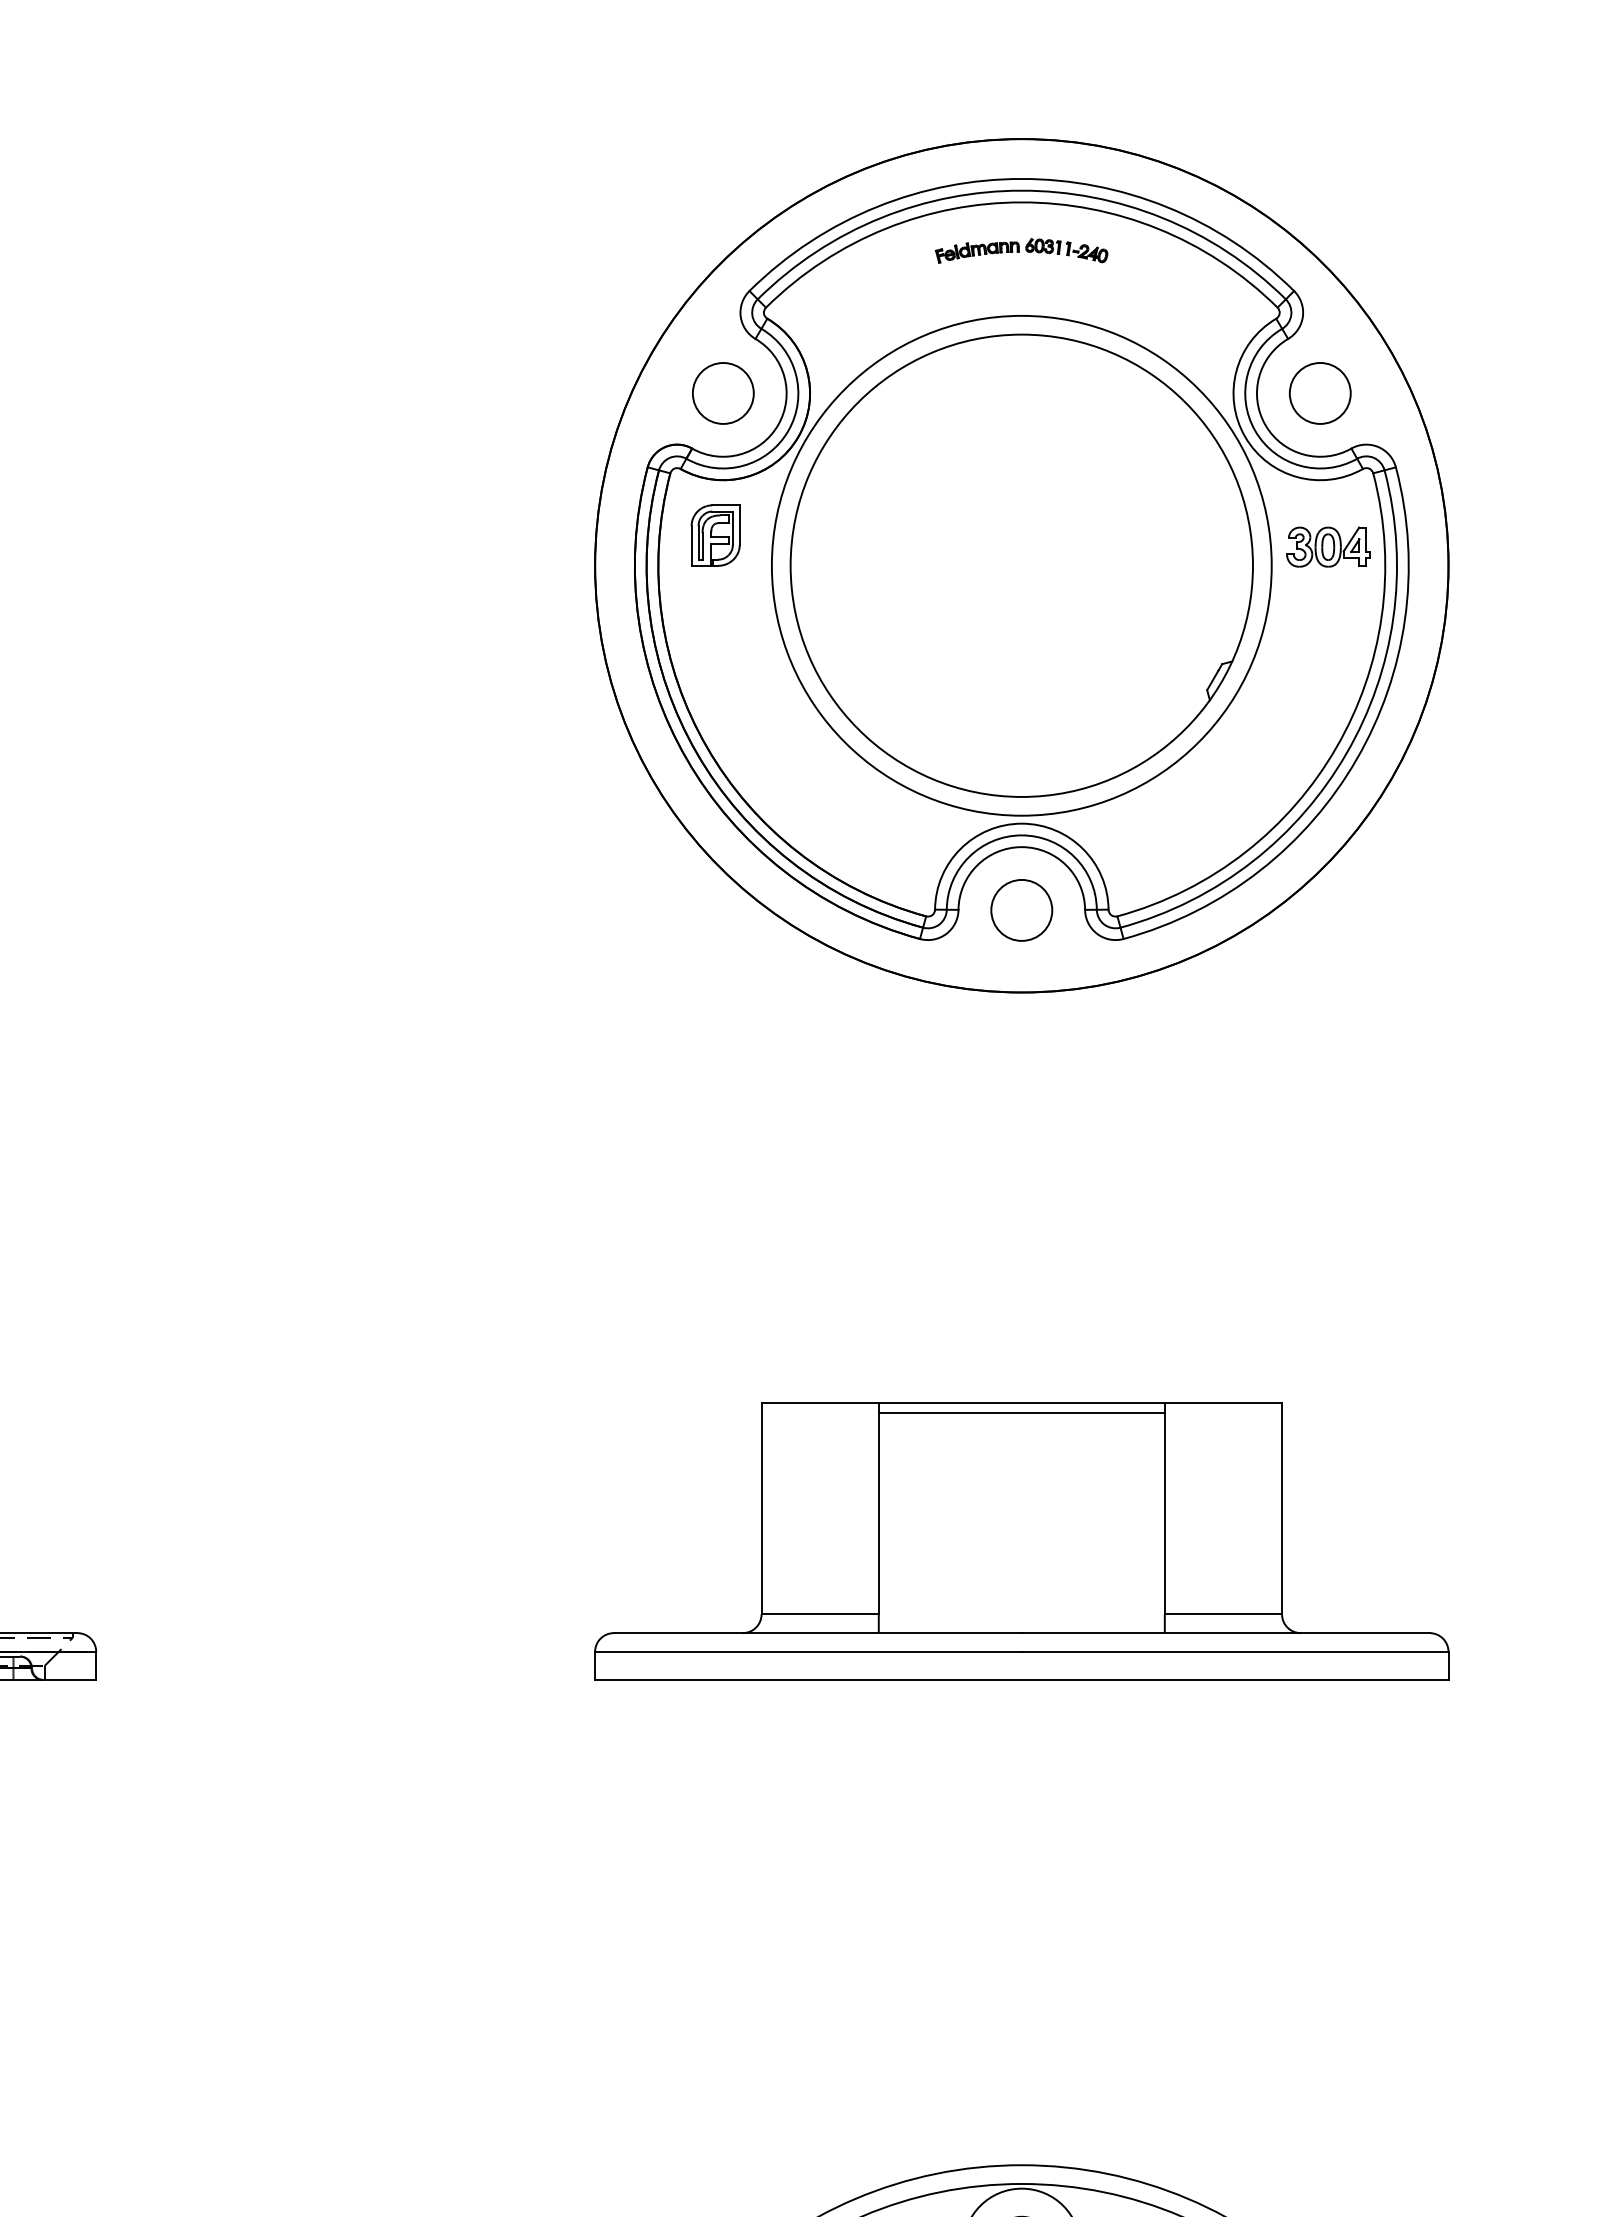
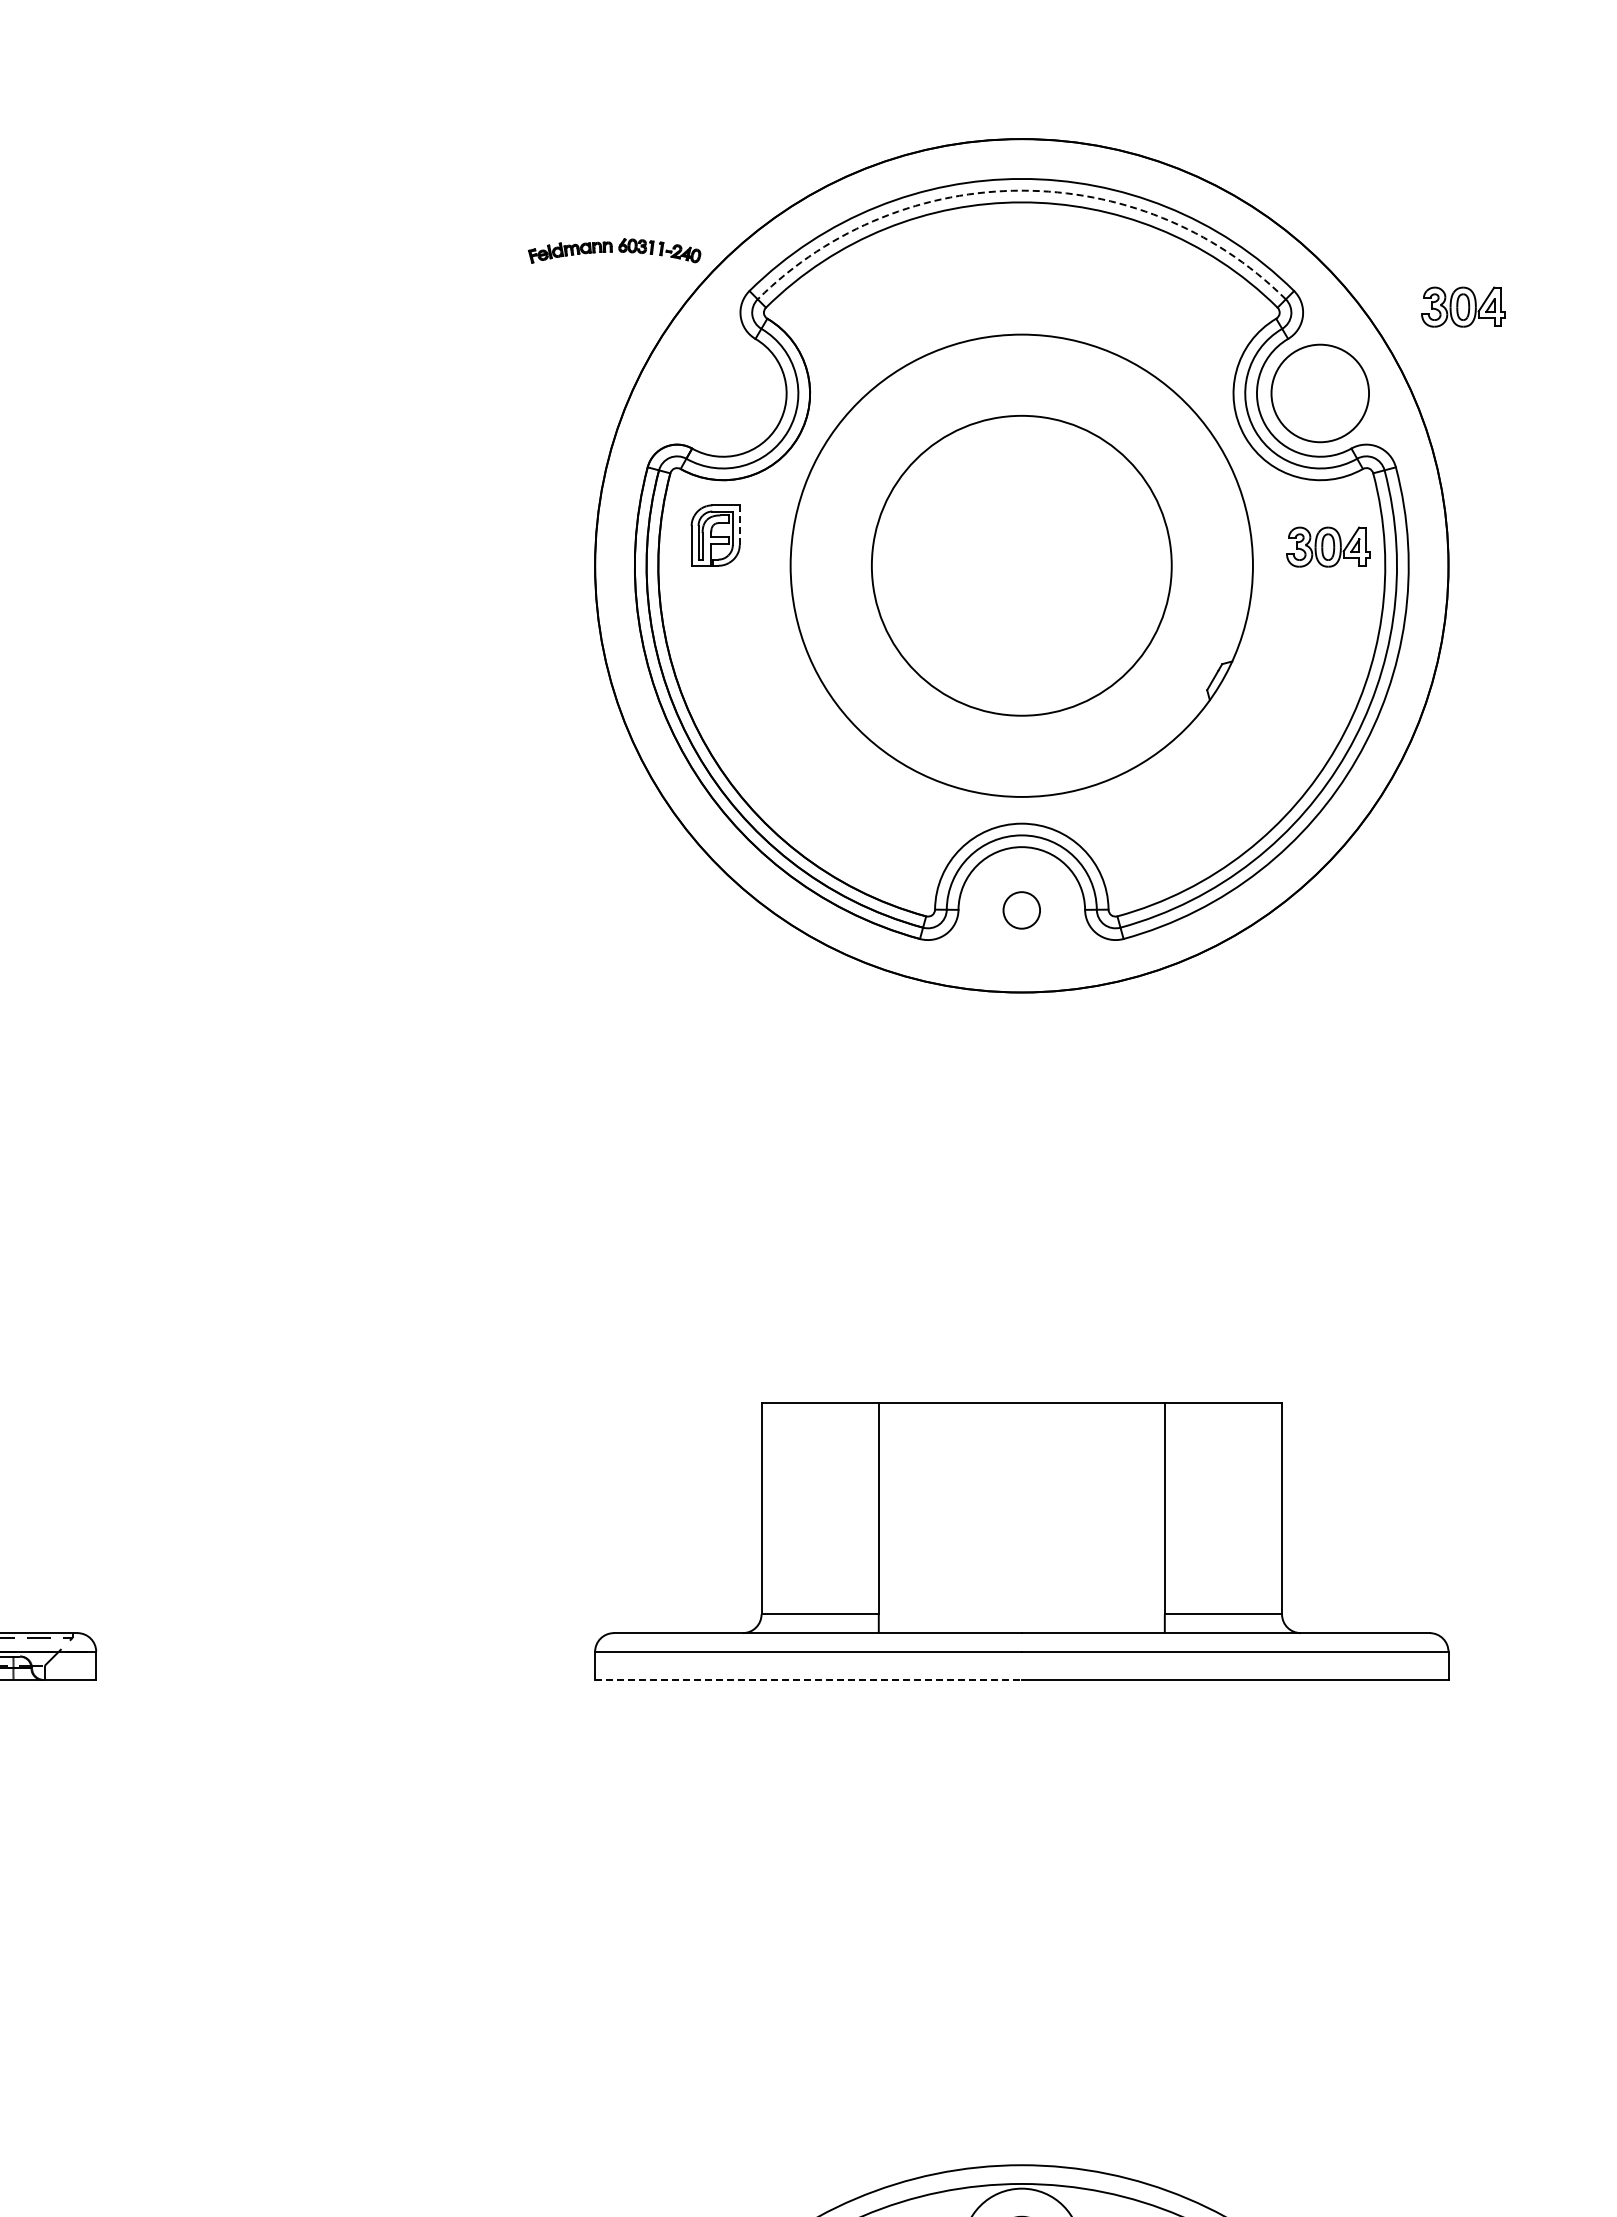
arc: solid -> dashed (1021, 190)
part position: (1021, 250) -> (614, 250) (614, 250)
part: none -> present (1463, 306)
circle: present -> none (723, 393)
circle diameter: 61 px -> 98 px (1320, 393)
line: solid -> dashed (739, 525)
circle diameter: 500 px -> 300 px (1021, 565)
circle diameter: 61 px -> 37 px (1021, 910)
line: present -> none (1021, 1412)
line: solid -> dashed (808, 1680)
